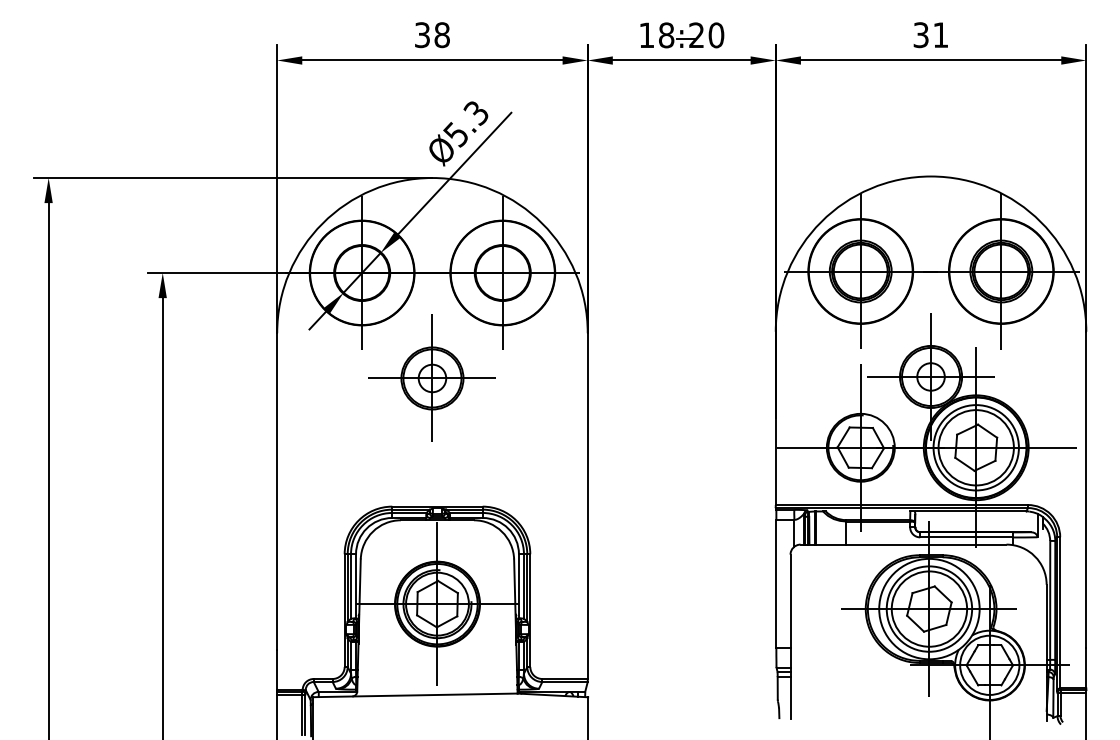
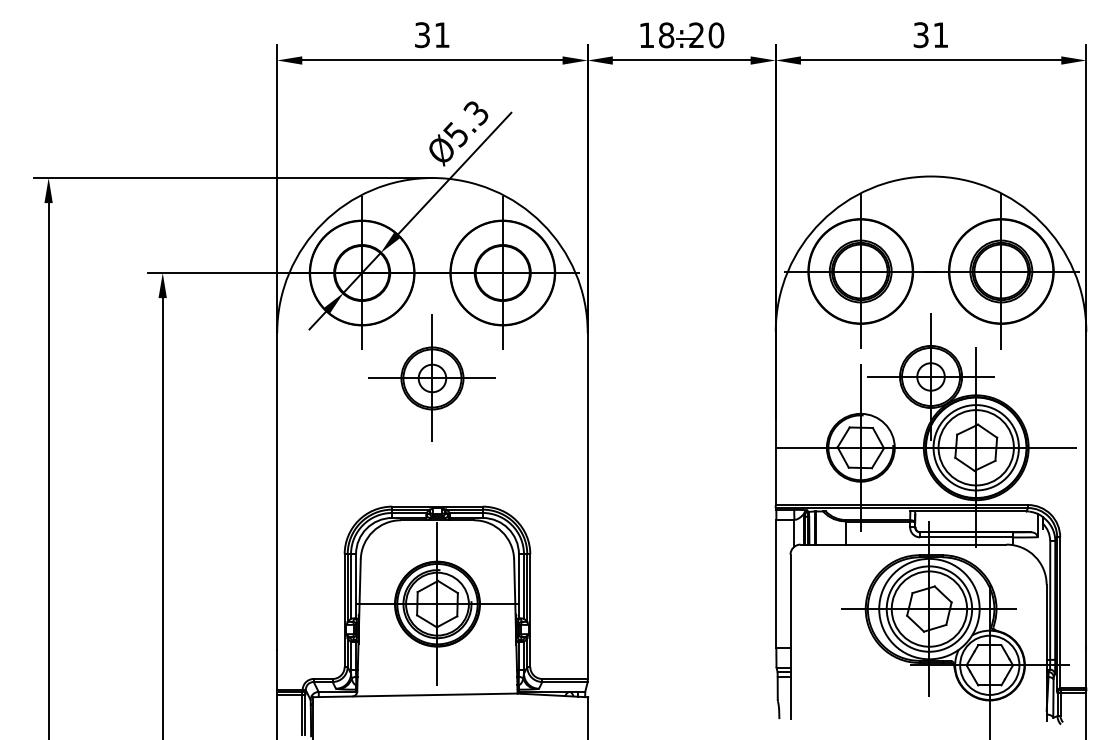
text: 38 -> 31 (441, 35)
